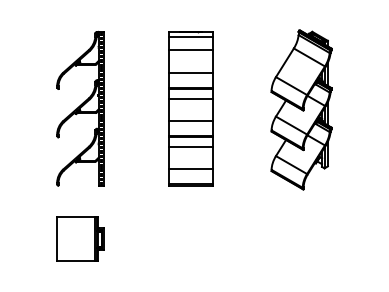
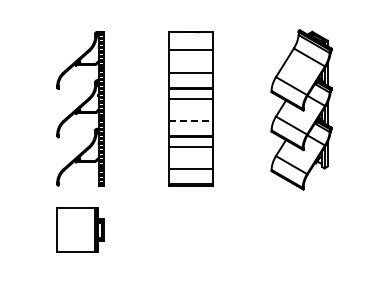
line: present -> none (190, 37)
line: solid -> dashed (190, 120)
part position: (80, 238) -> (80, 229) (80, 229)
